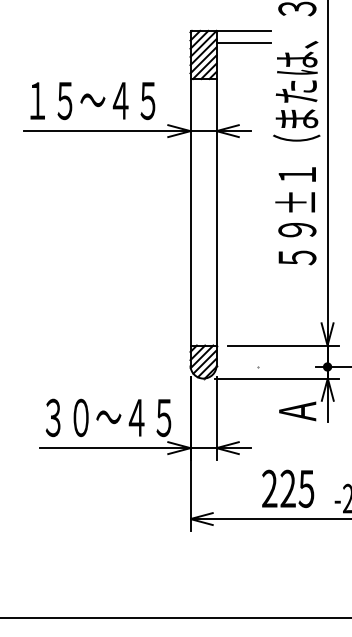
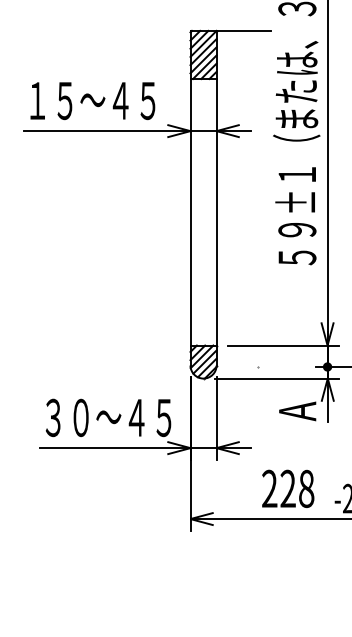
line: present -> none (243, 42)
text: 225 -> 228 (306, 488)
line: present -> none (175, 617)
